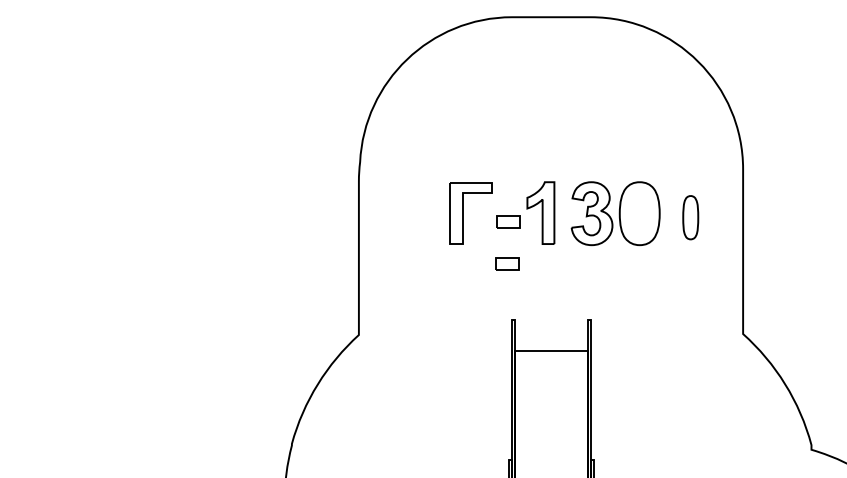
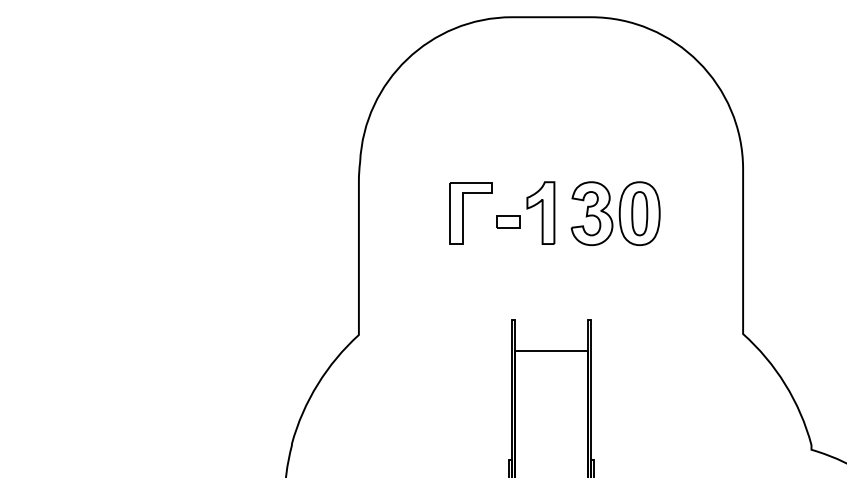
part position: (690, 217) -> (639, 213) (639, 213)
part: present -> none (507, 263)
